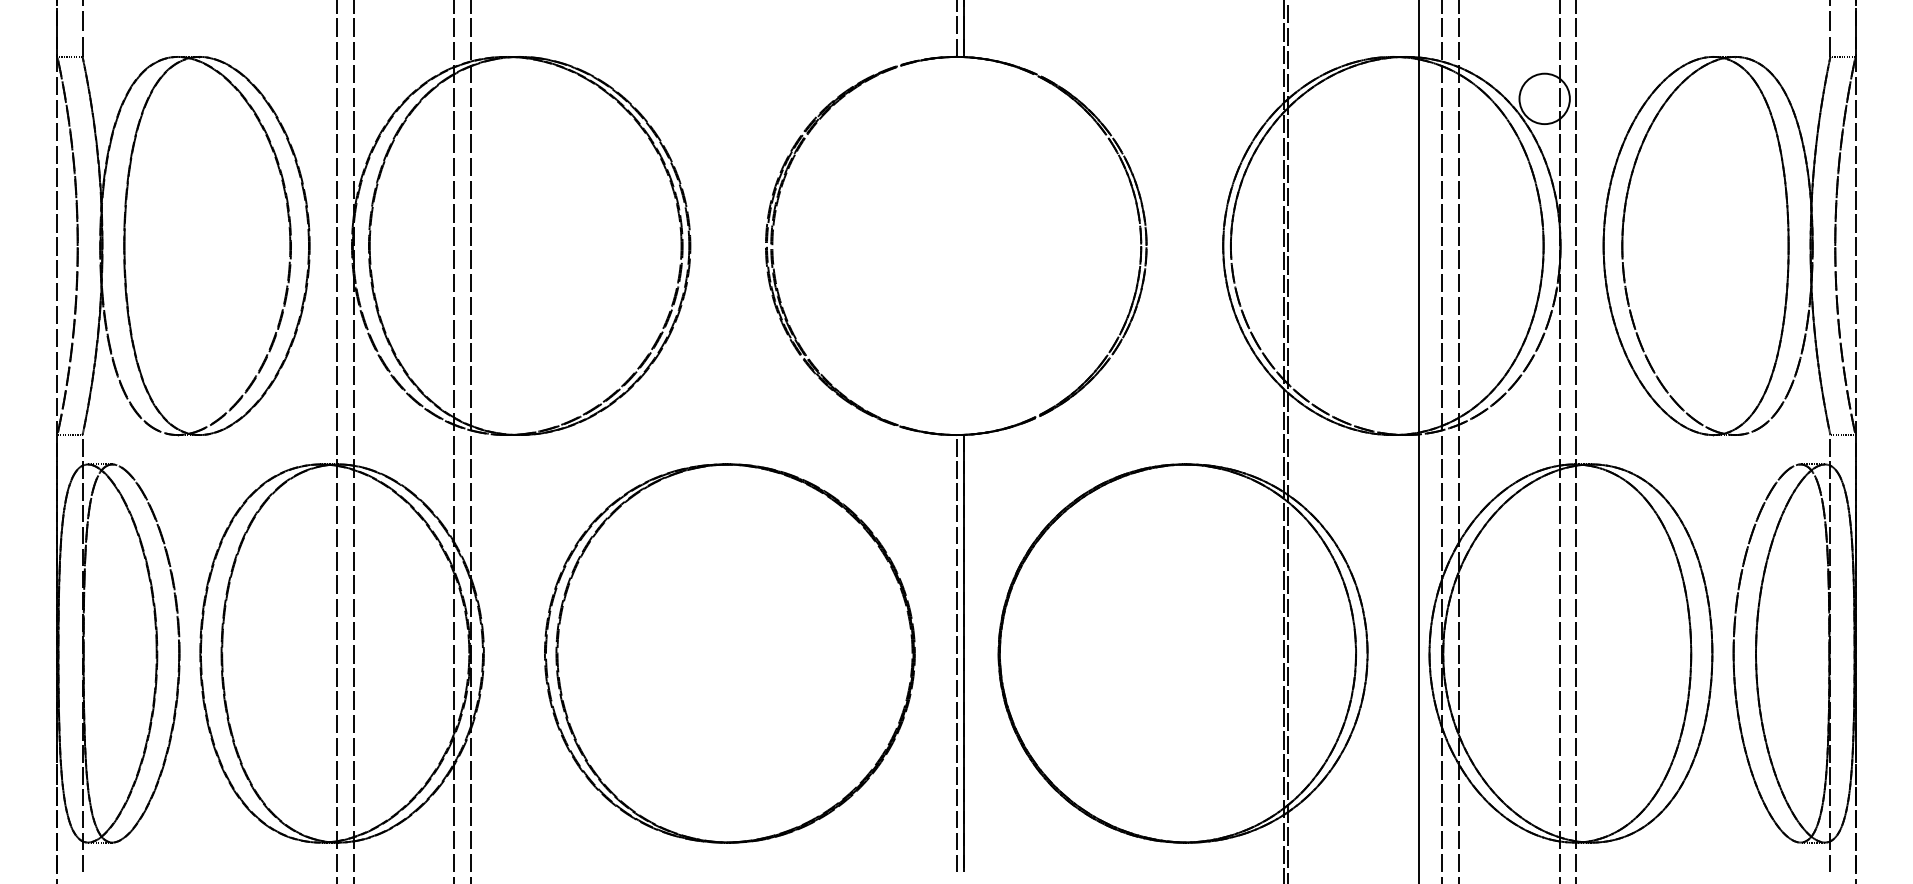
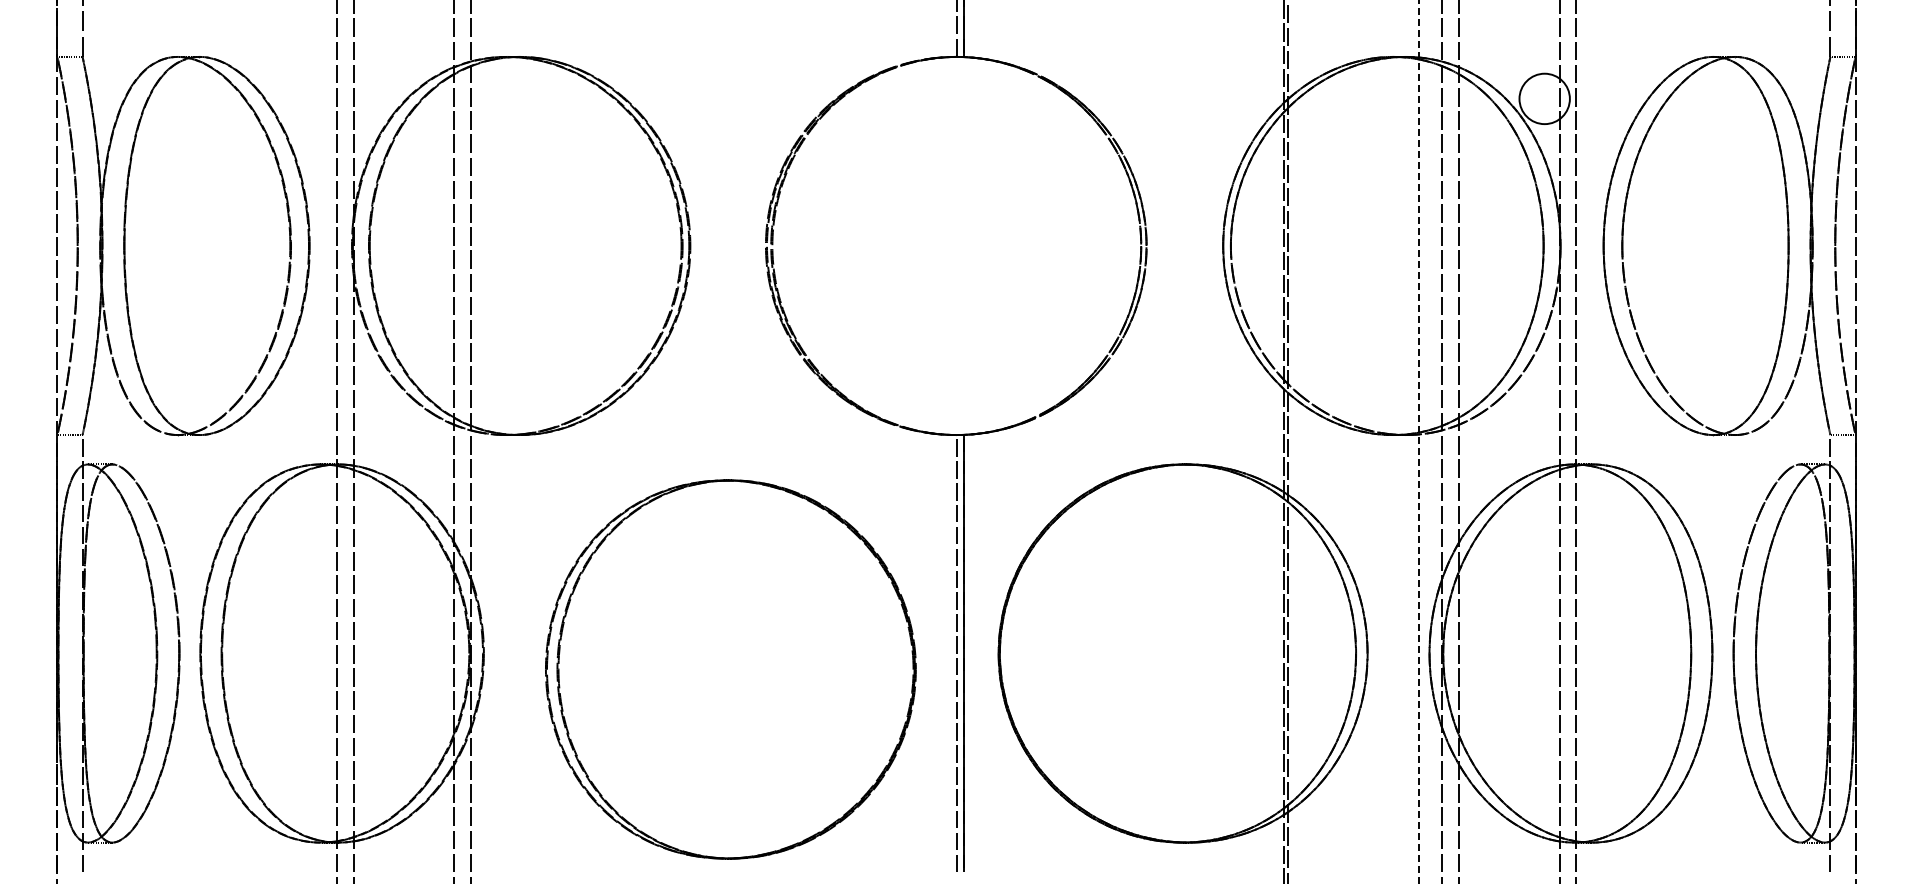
line: solid -> dashed (1418, 441)
part position: (729, 653) -> (730, 669) (730, 669)
